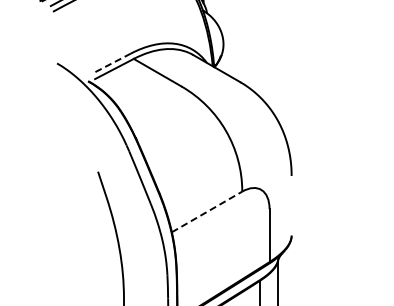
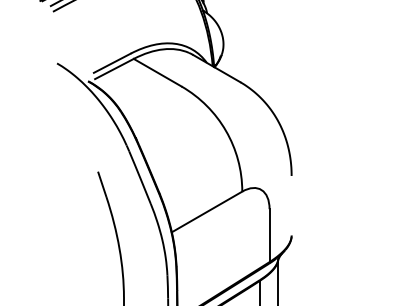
line: dashed -> solid (112, 63)
line: dashed -> solid (207, 211)
